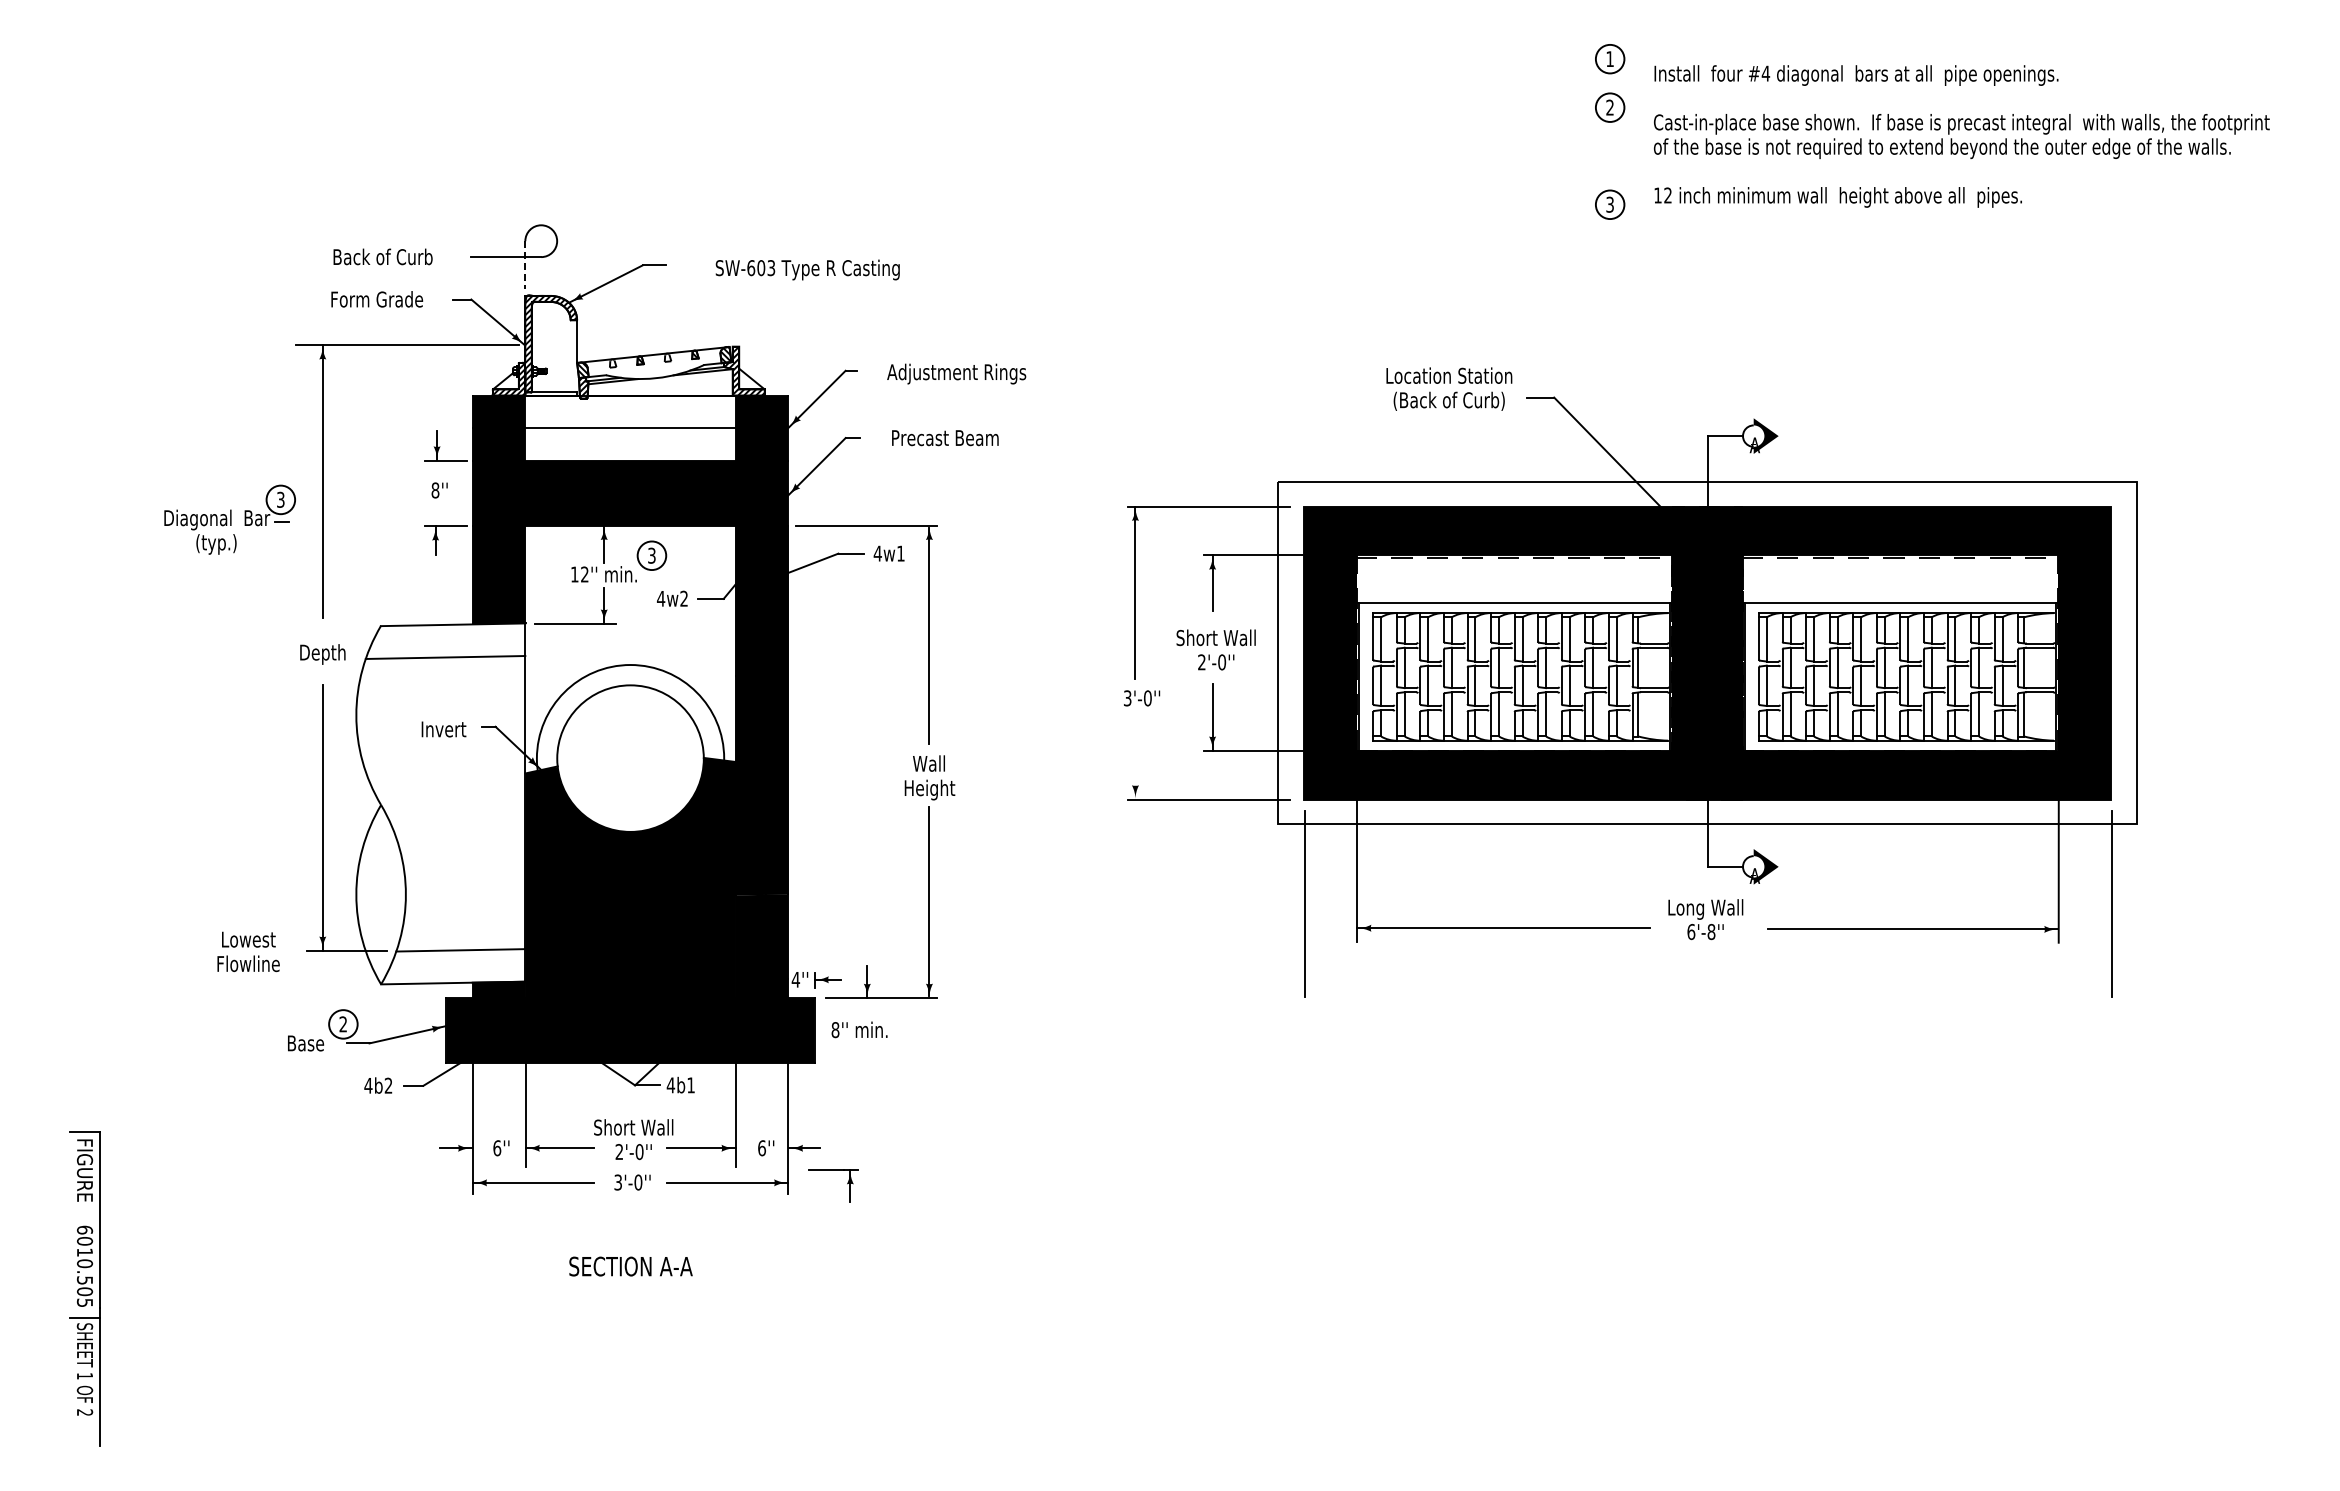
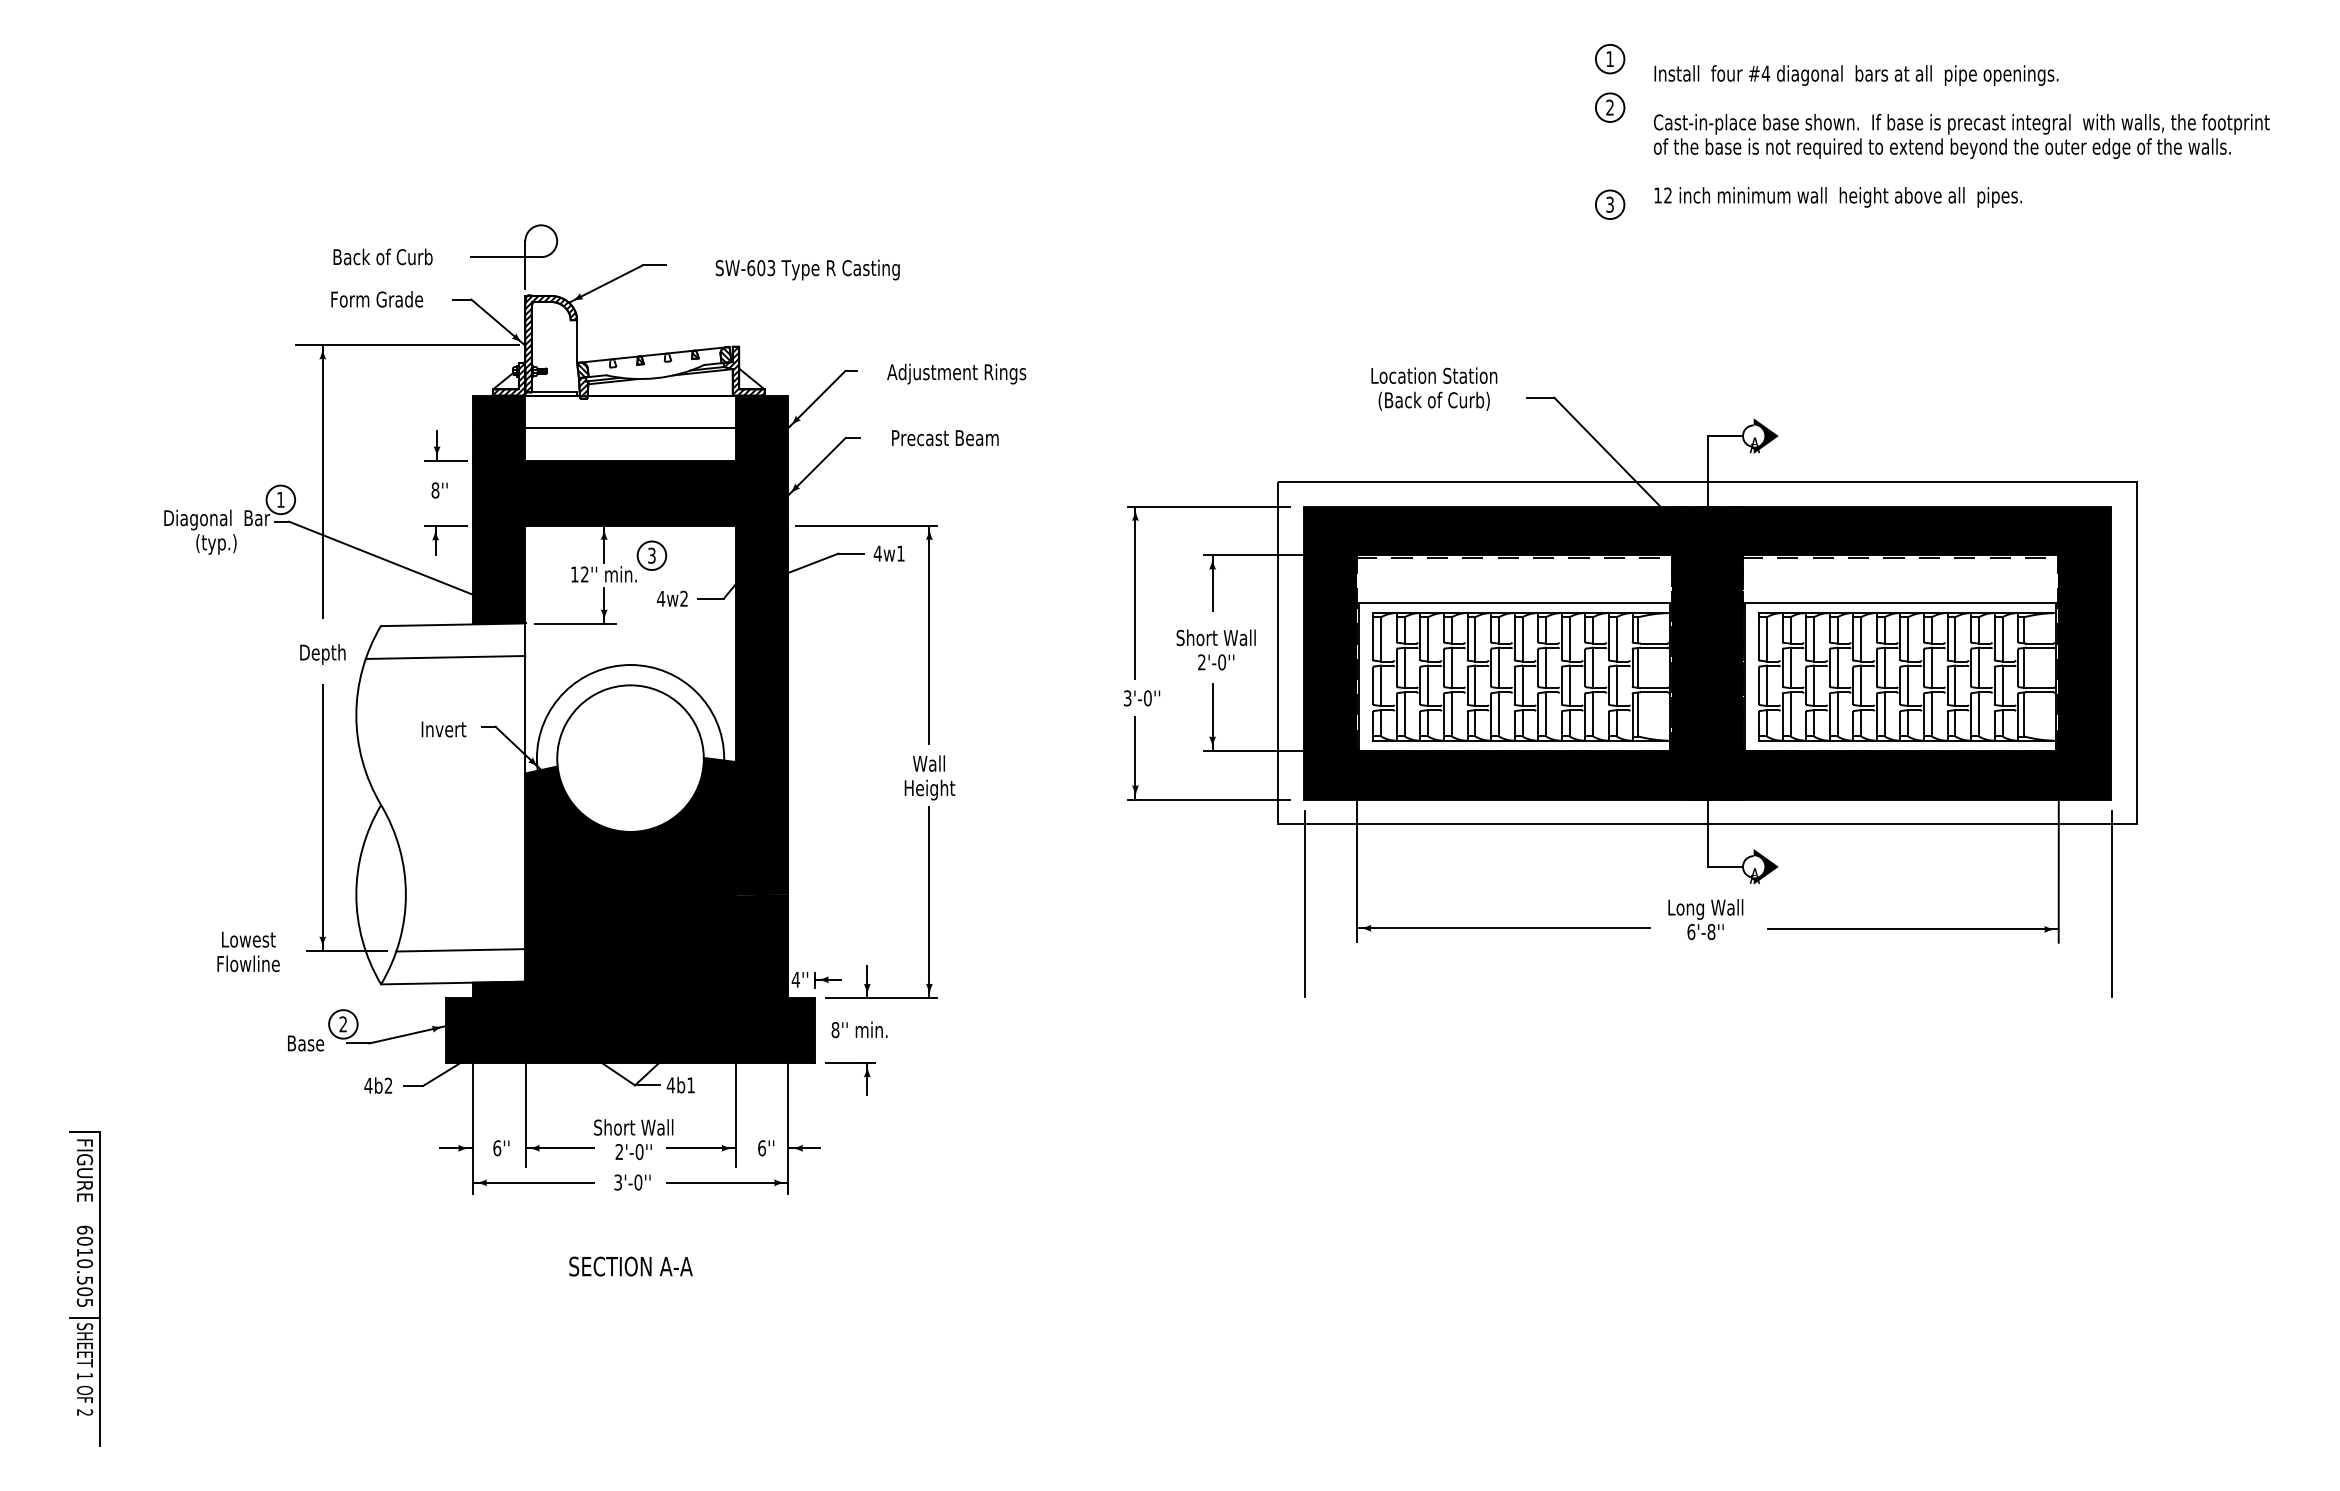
line: dashed -> solid (525, 265)
text position: (1449, 388) -> (1434, 388) (1434, 388)
text: 3 -> 1 (280, 499)
line: none -> present (388, 560)
line: none -> present (1135, 758)
part position: (847, 1184) -> (864, 1077) (864, 1077)
